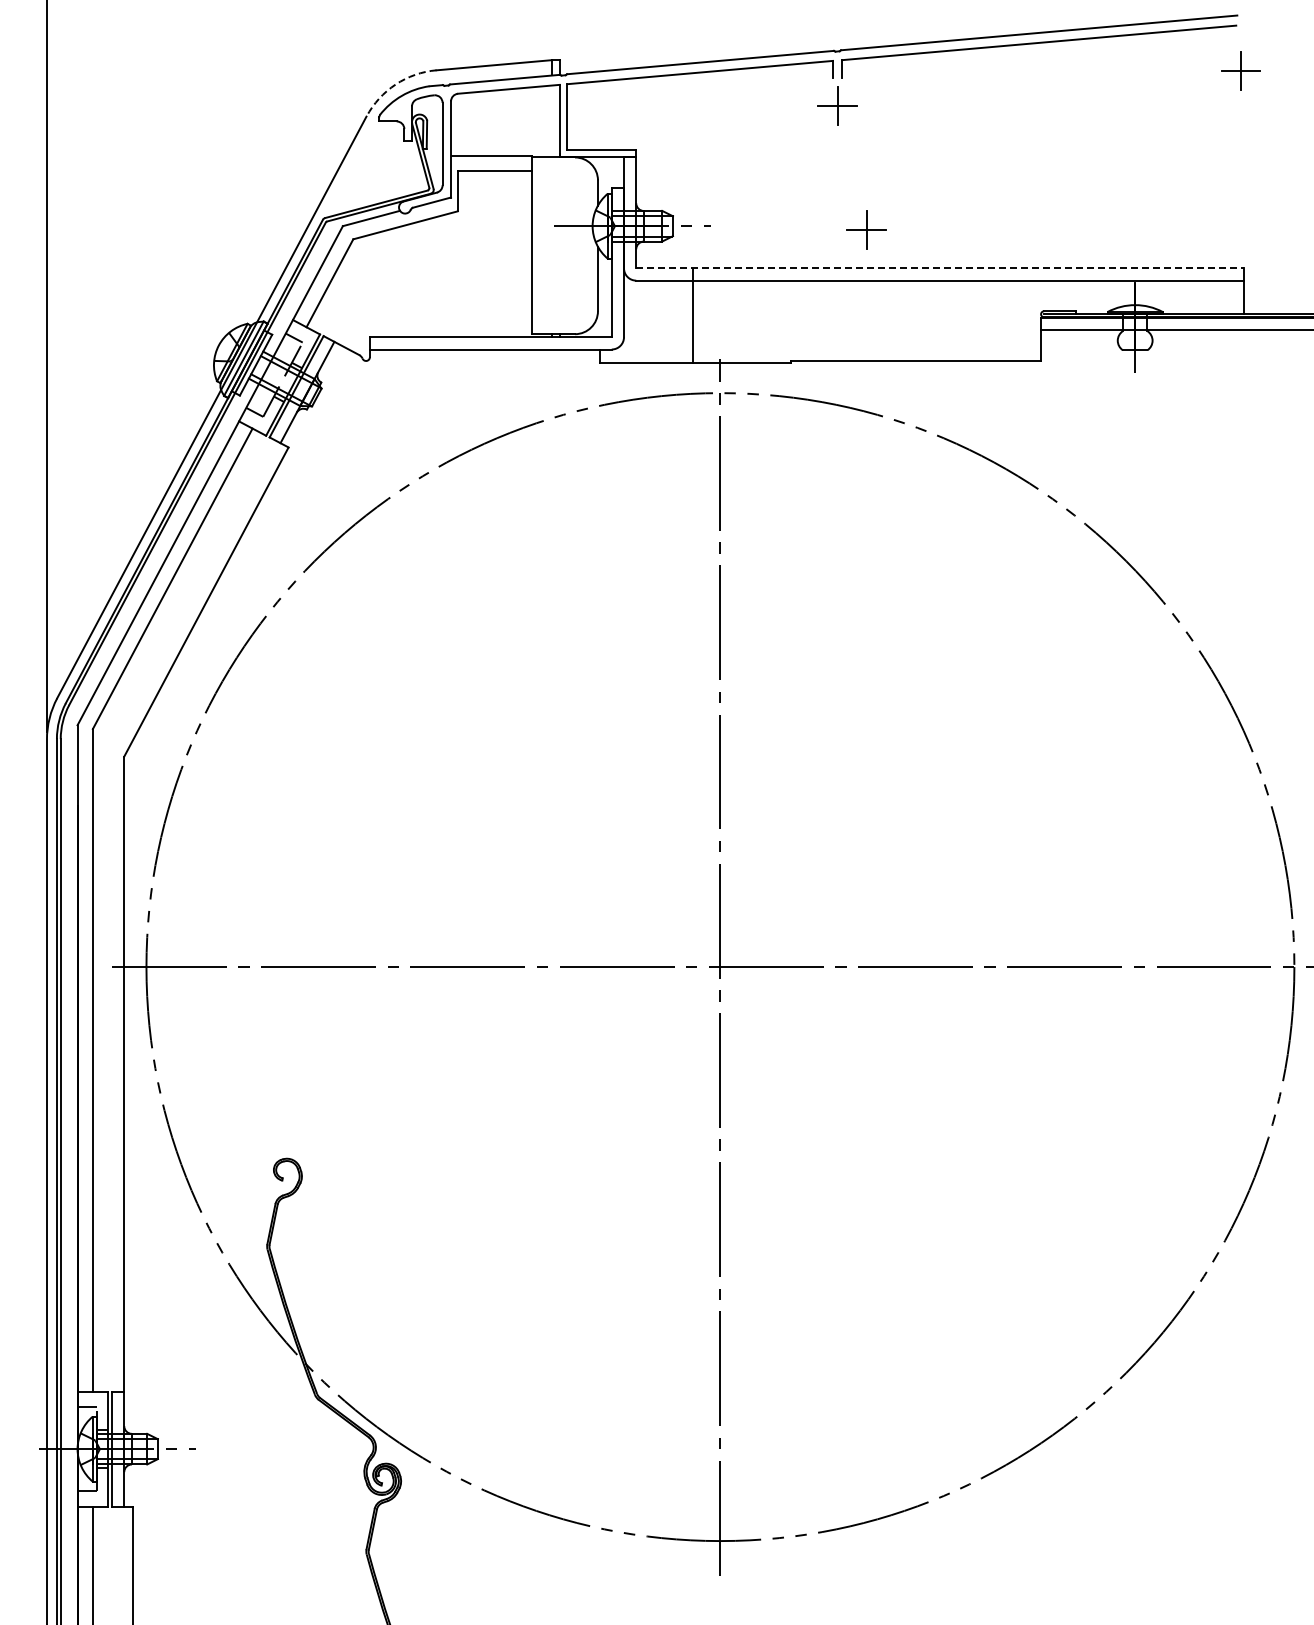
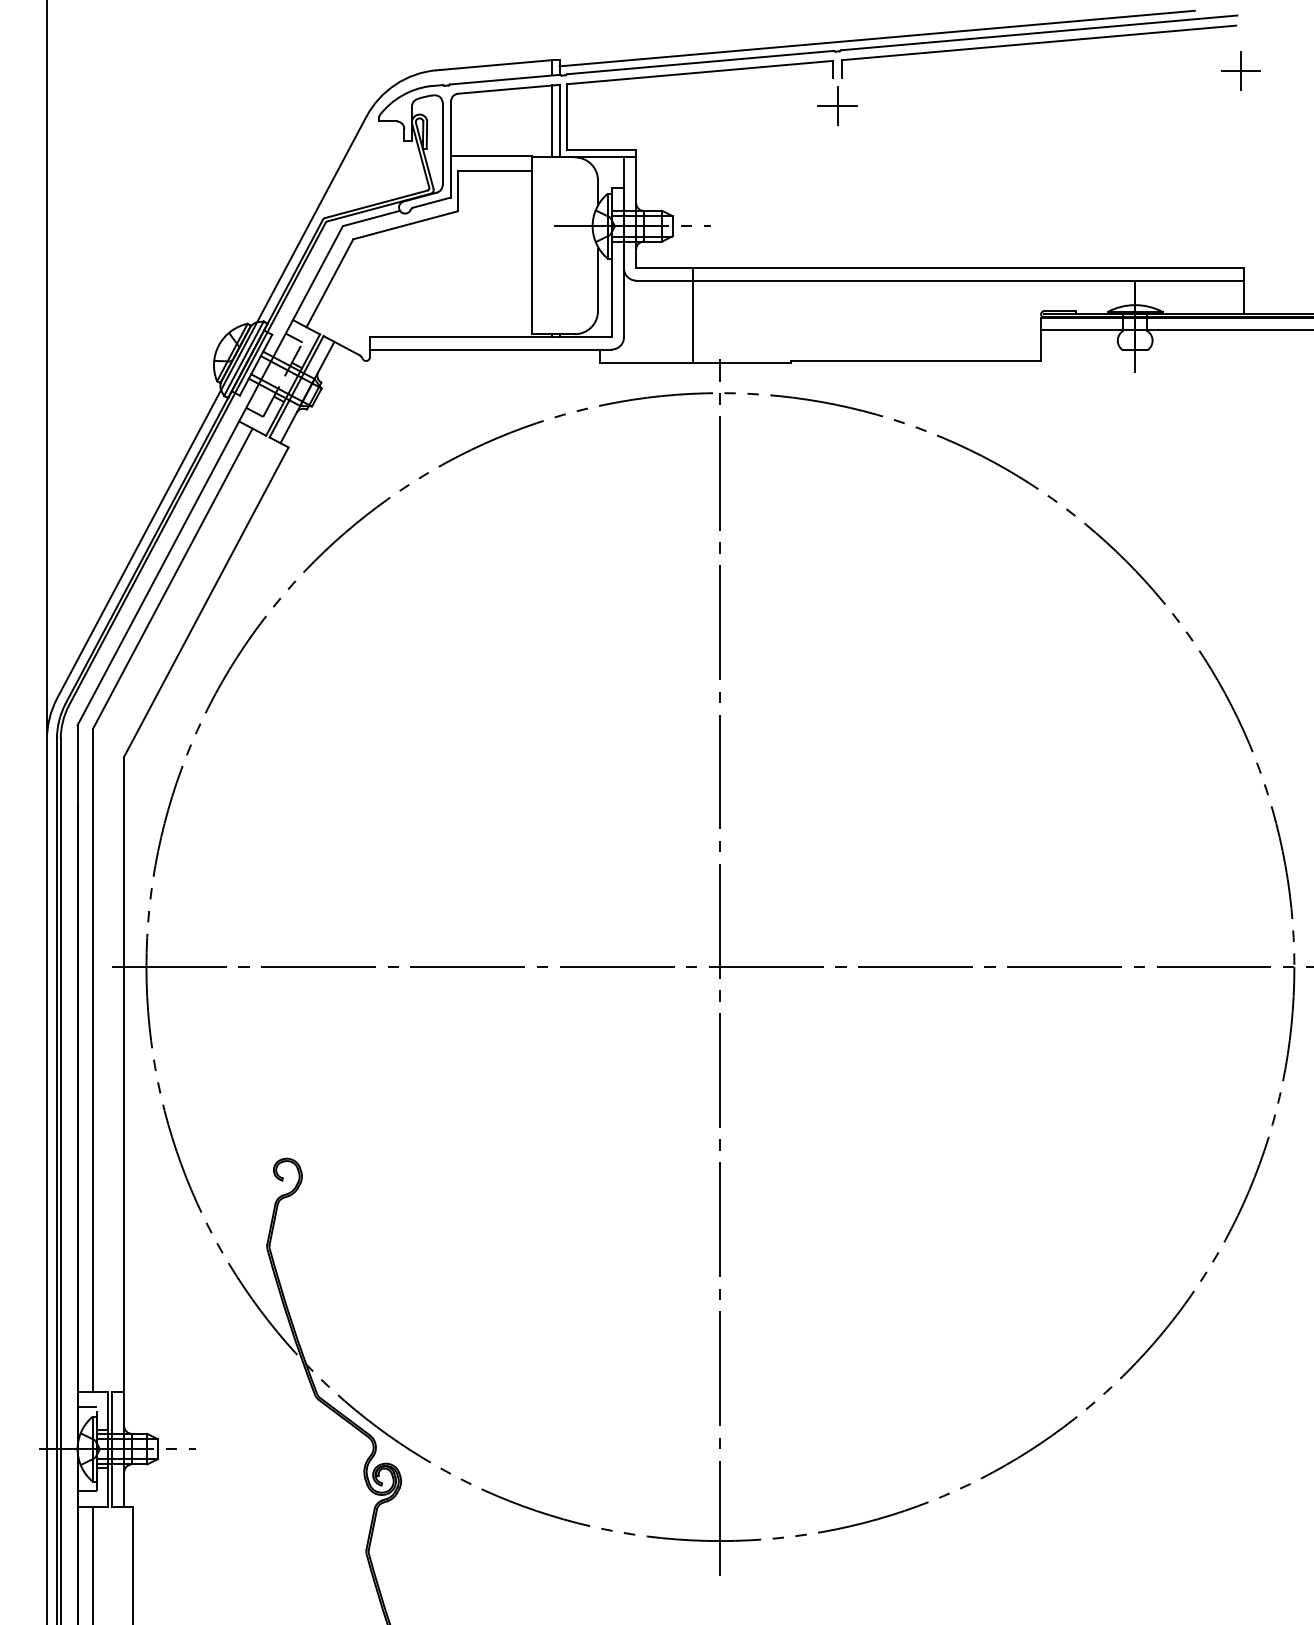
line: none -> present (876, 38)
arc: dashed -> solid (395, 84)
line: none -> present (552, 121)
part: present -> none (866, 229)
line: dashed -> solid (940, 268)
